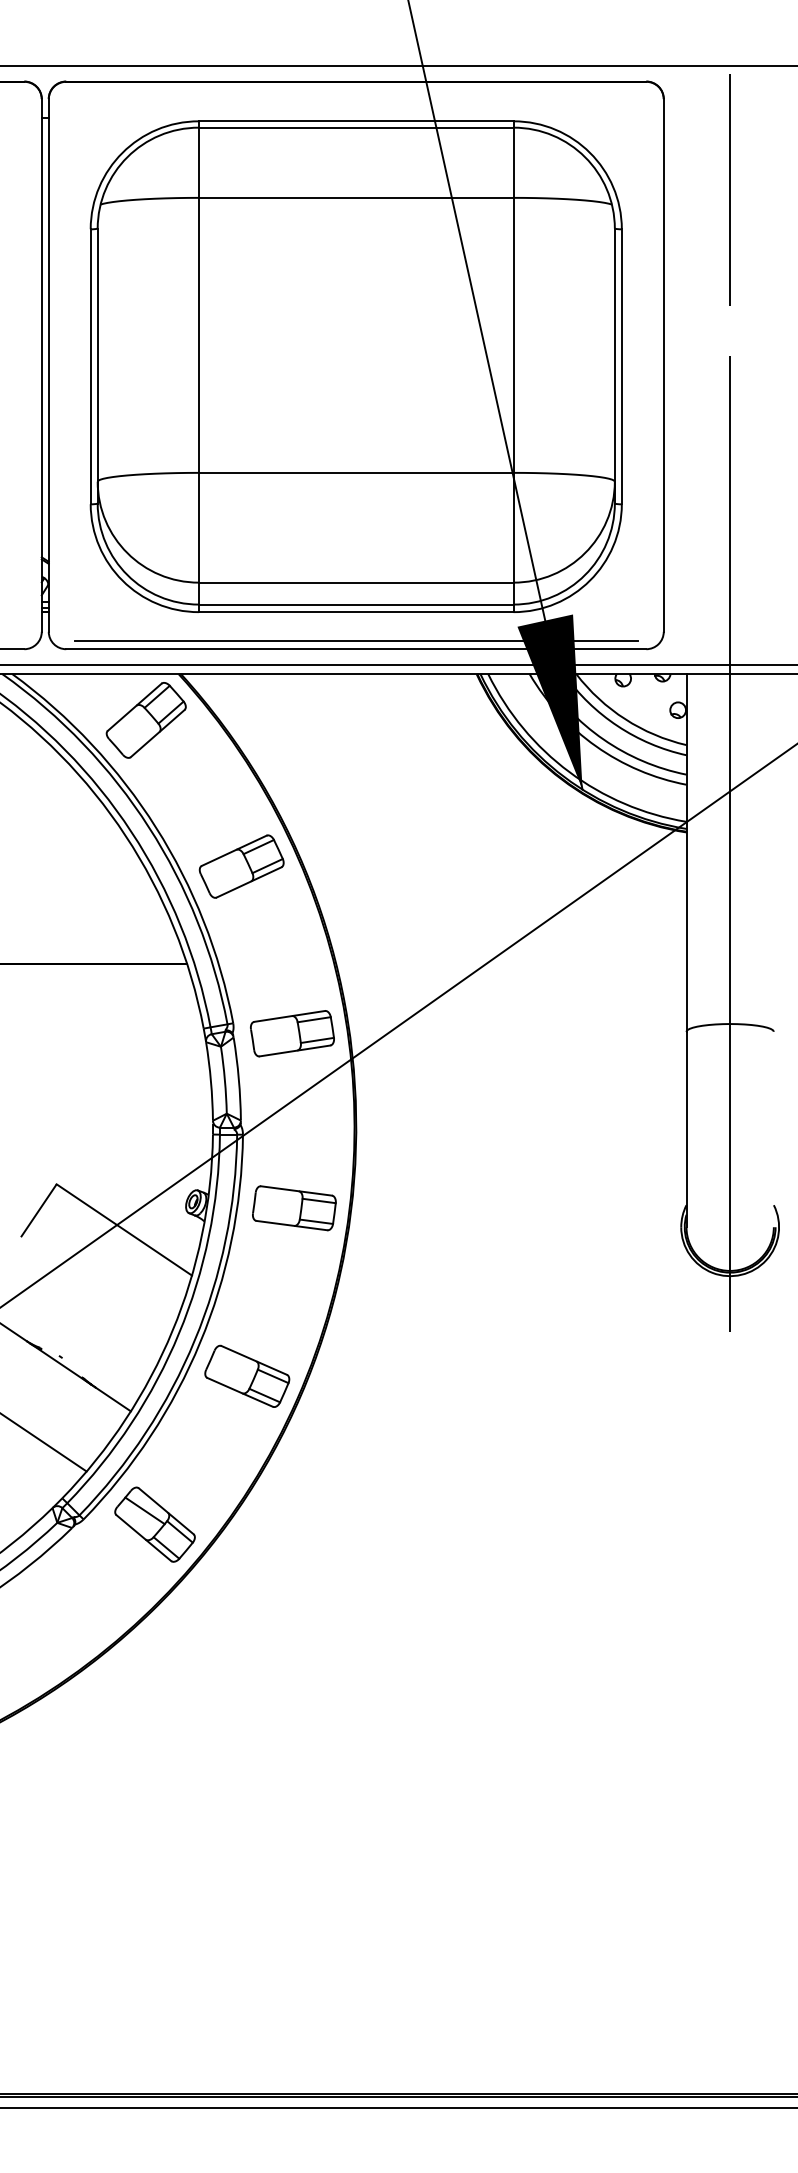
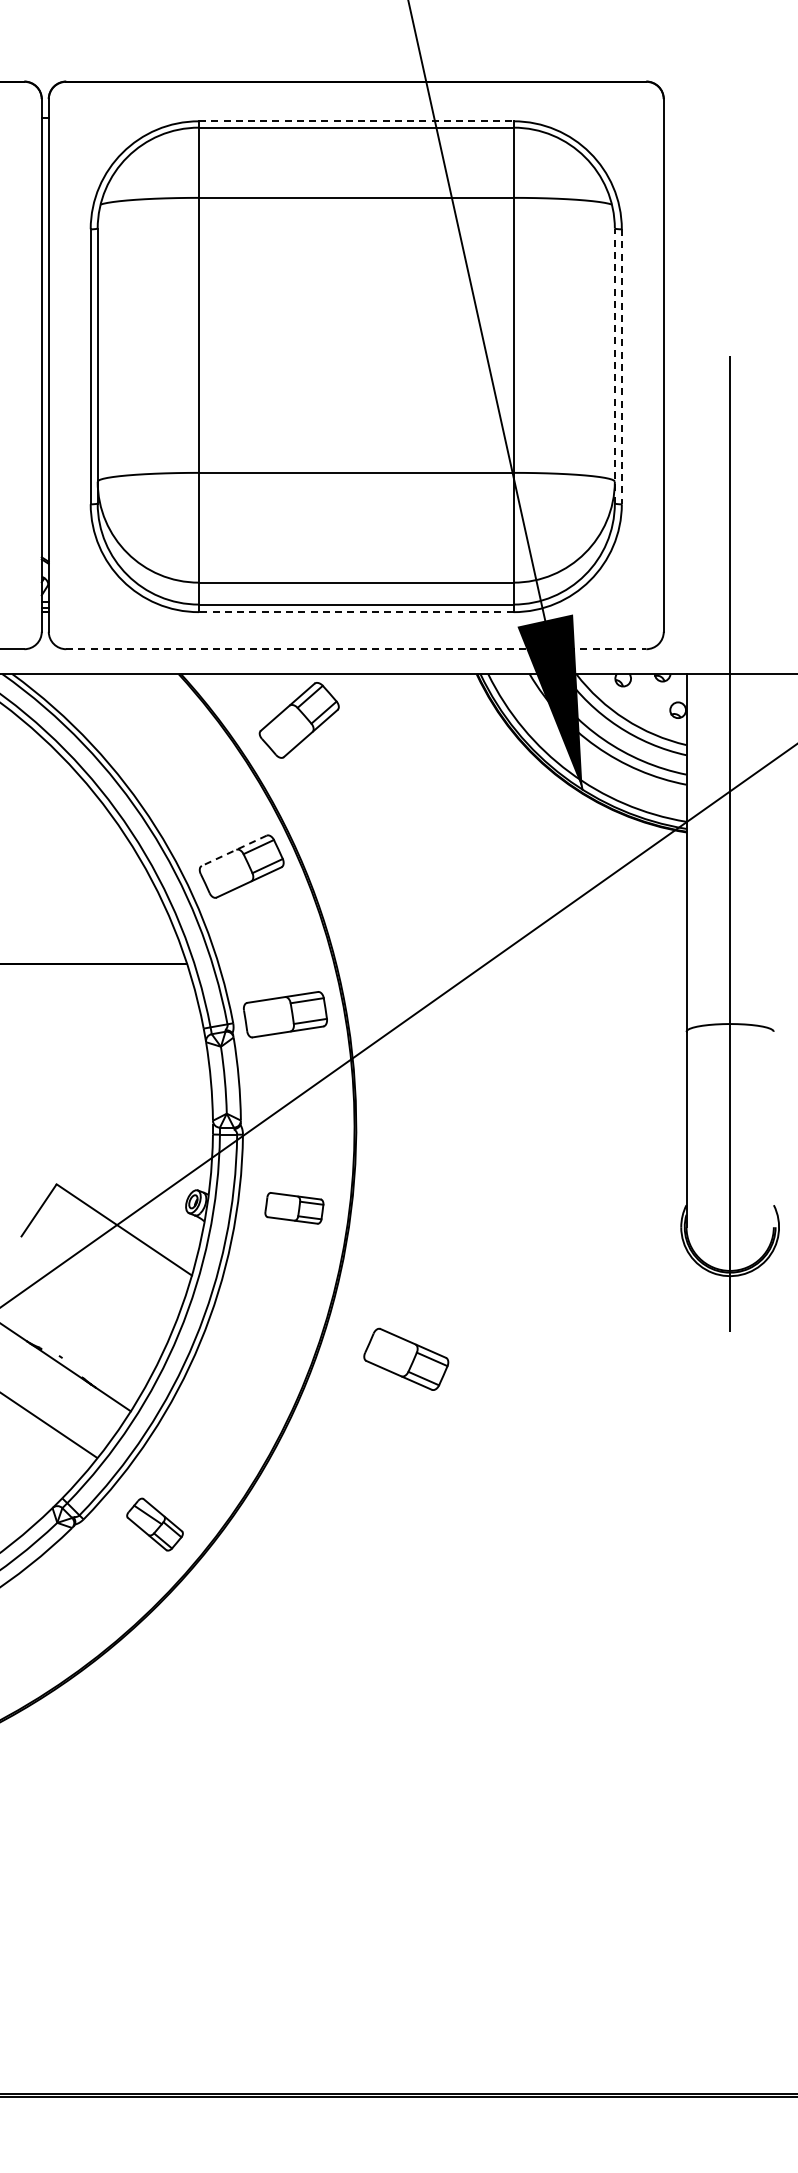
line: present -> none (398, 65)
line: solid -> dashed (356, 121)
line: present -> none (730, 189)
line: solid -> dashed (614, 365)
line: solid -> dashed (621, 367)
line: solid -> dashed (355, 612)
line: present -> none (355, 641)
line: solid -> dashed (356, 649)
line: present -> none (398, 664)
part position: (145, 720) -> (298, 720) (298, 720)
line: solid -> dashed (234, 850)
part position: (292, 1033) -> (285, 1014) (285, 1014)
part size: 85x47 px -> 61x33 px (294, 1208)
part position: (247, 1375) -> (406, 1358) (406, 1358)
line position: (44, 1442) -> (49, 1425) (49, 1425)
part size: 82x77 px -> 58x55 px (154, 1524)
line: present -> none (398, 2107)
